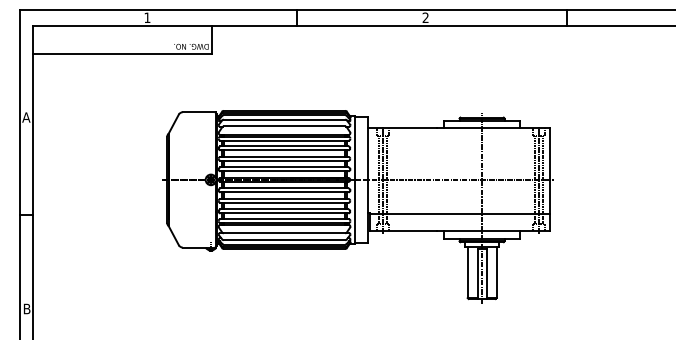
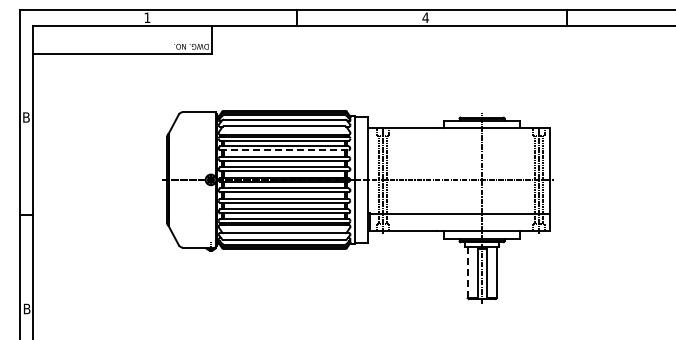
text: 2 -> 4 (425, 17)
text: A -> B (26, 117)
line: solid -> dashed (284, 150)
line: solid -> dashed (467, 272)
